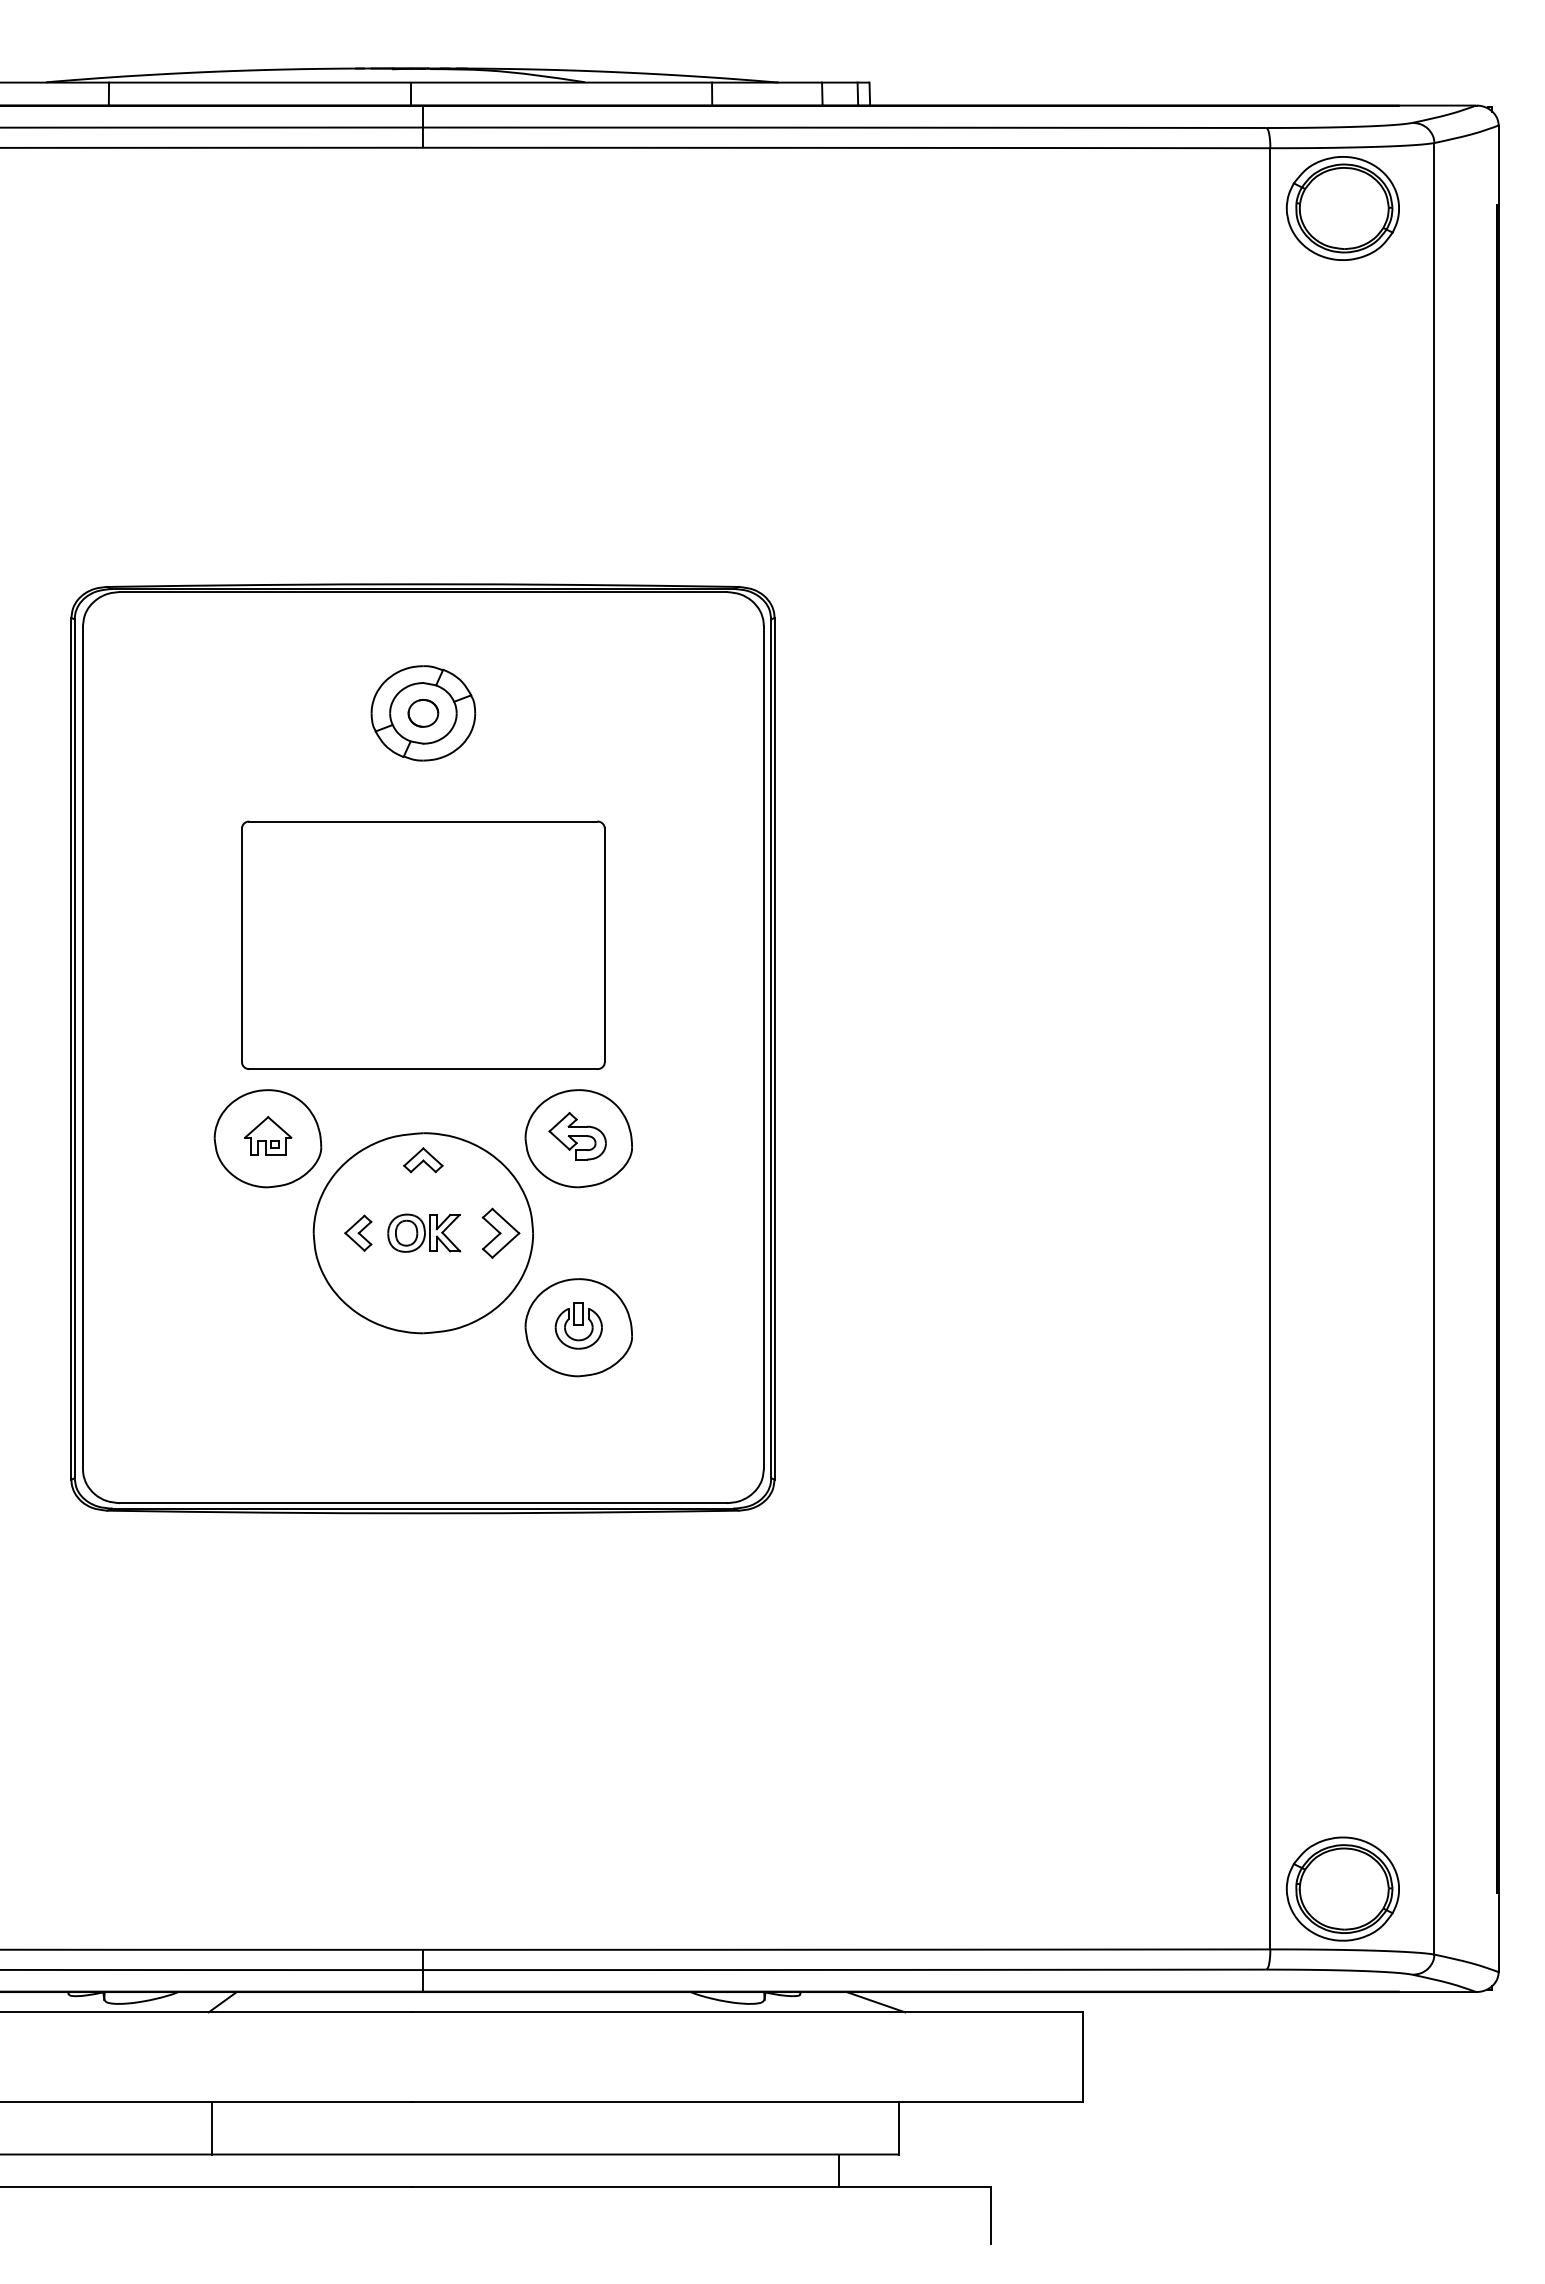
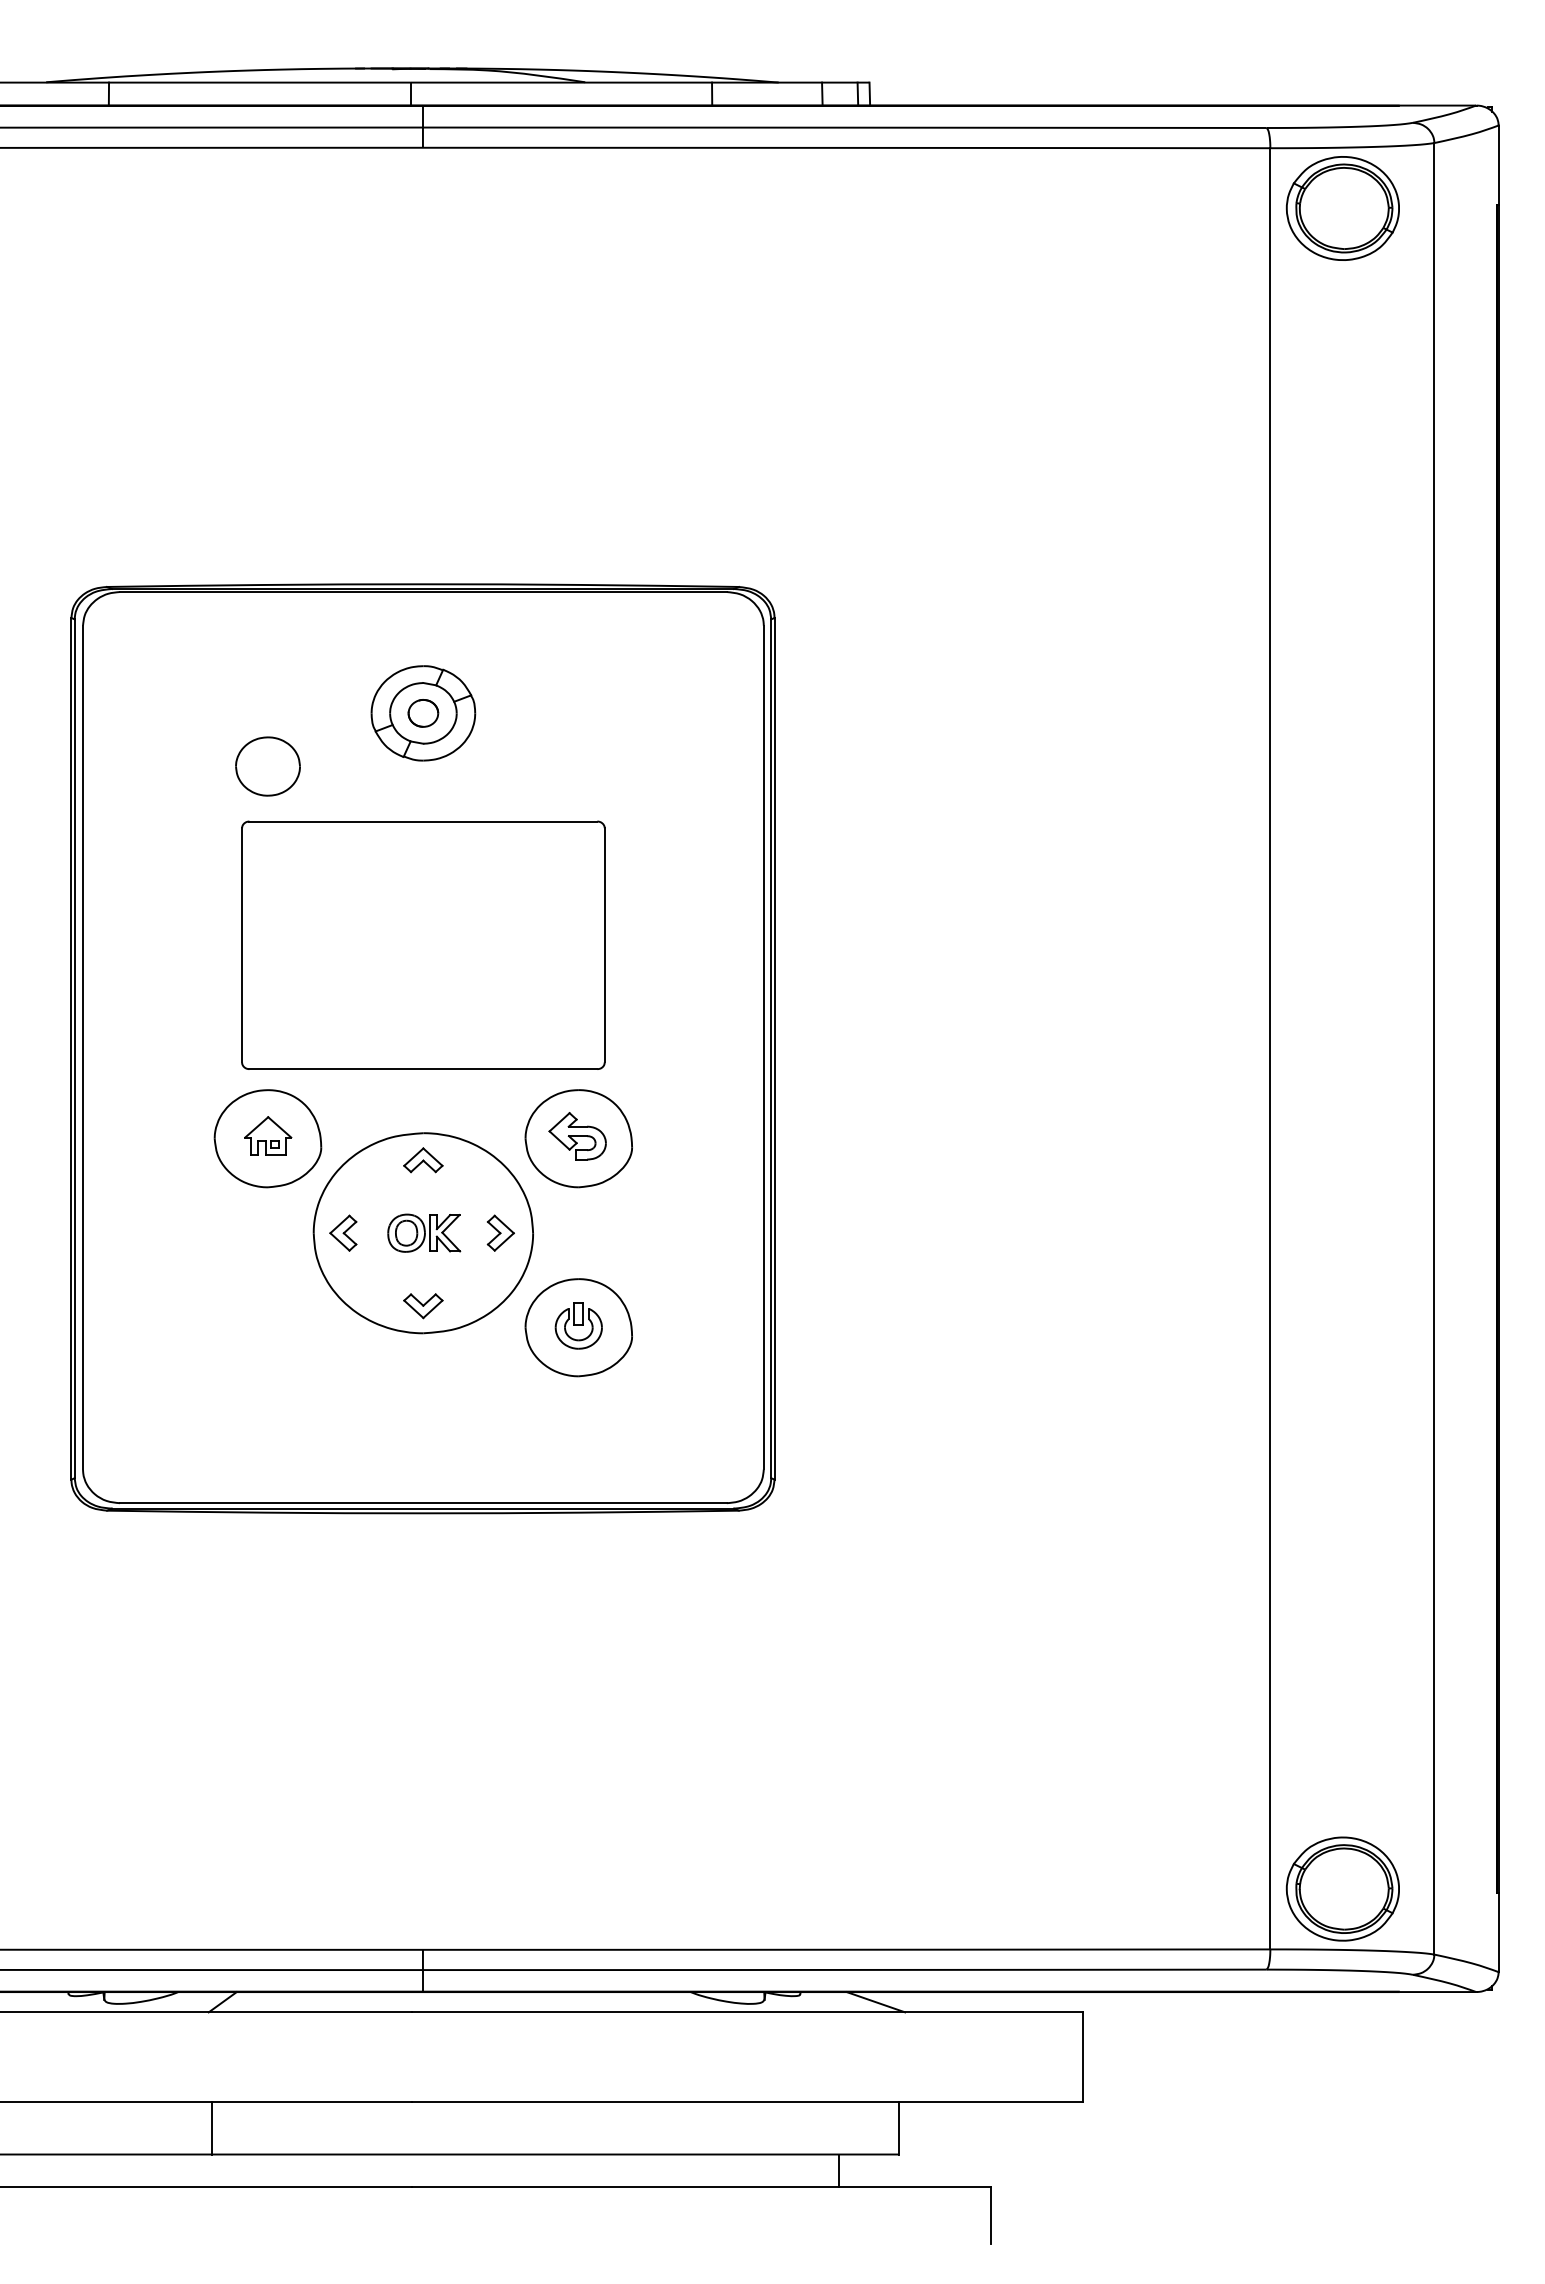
part: none -> present (267, 766)
part position: (358, 1232) -> (343, 1232) (343, 1232)
part size: 40x52 px -> 29x38 px (500, 1232)
part: none -> present (423, 1306)
